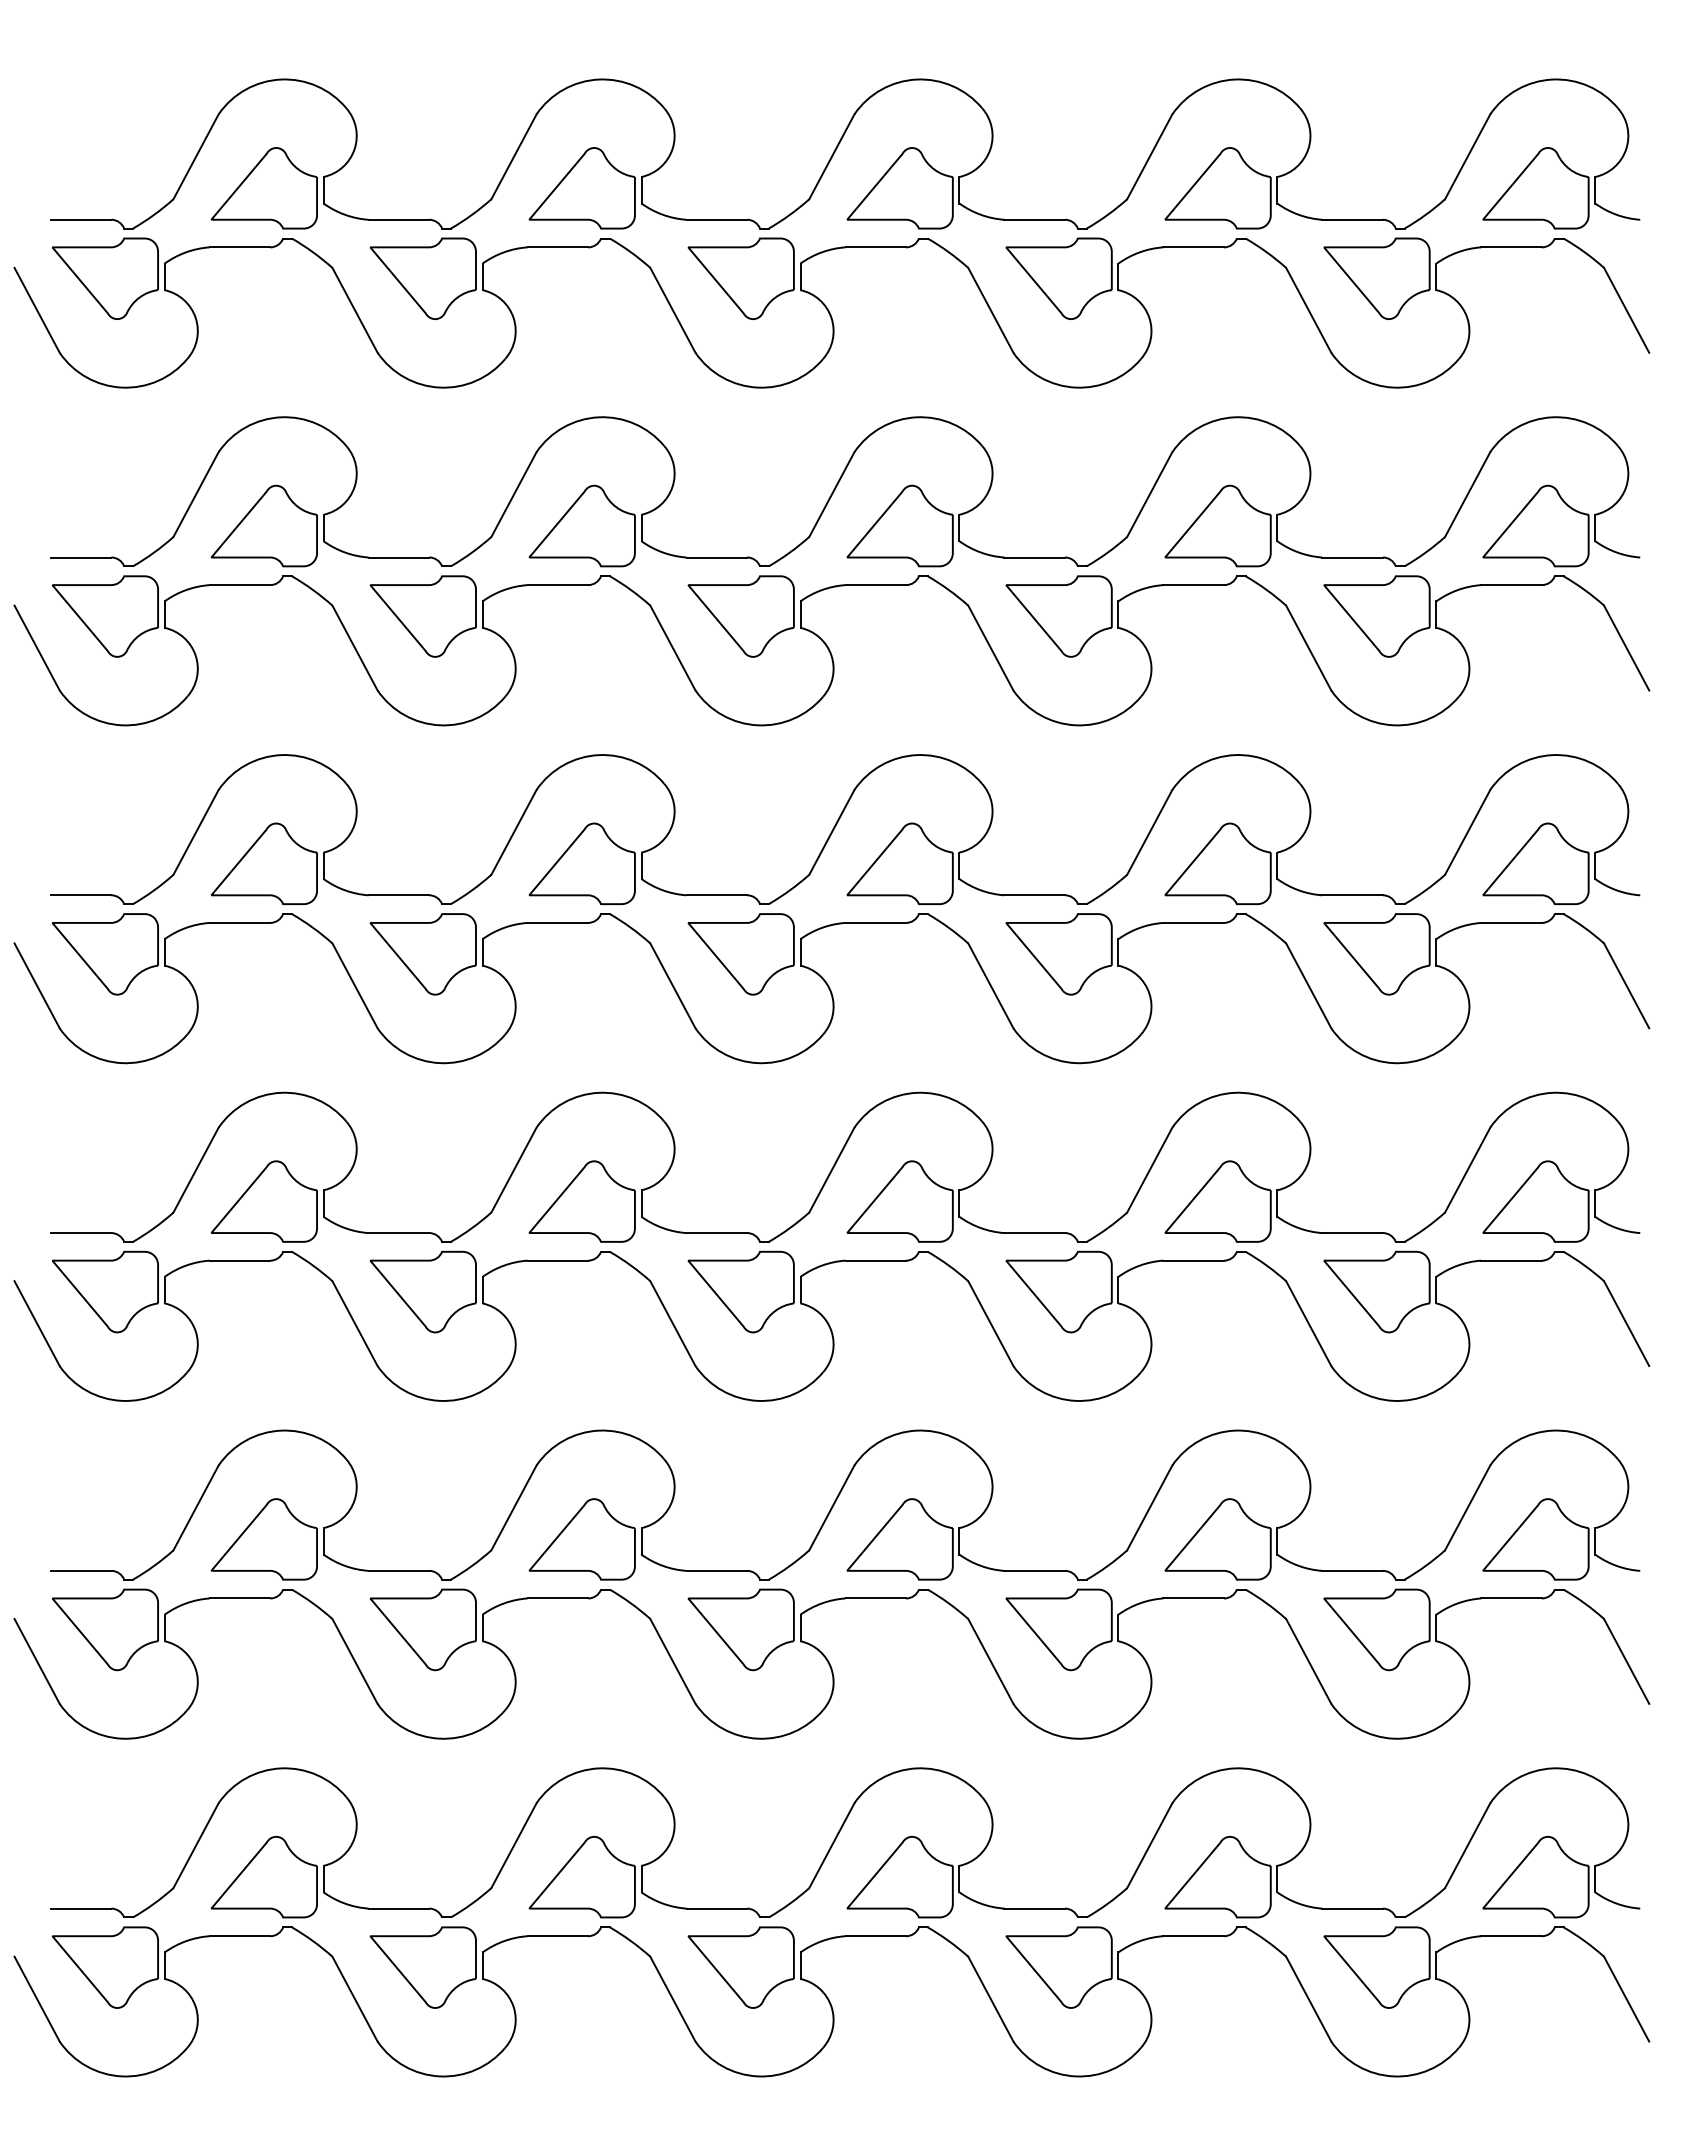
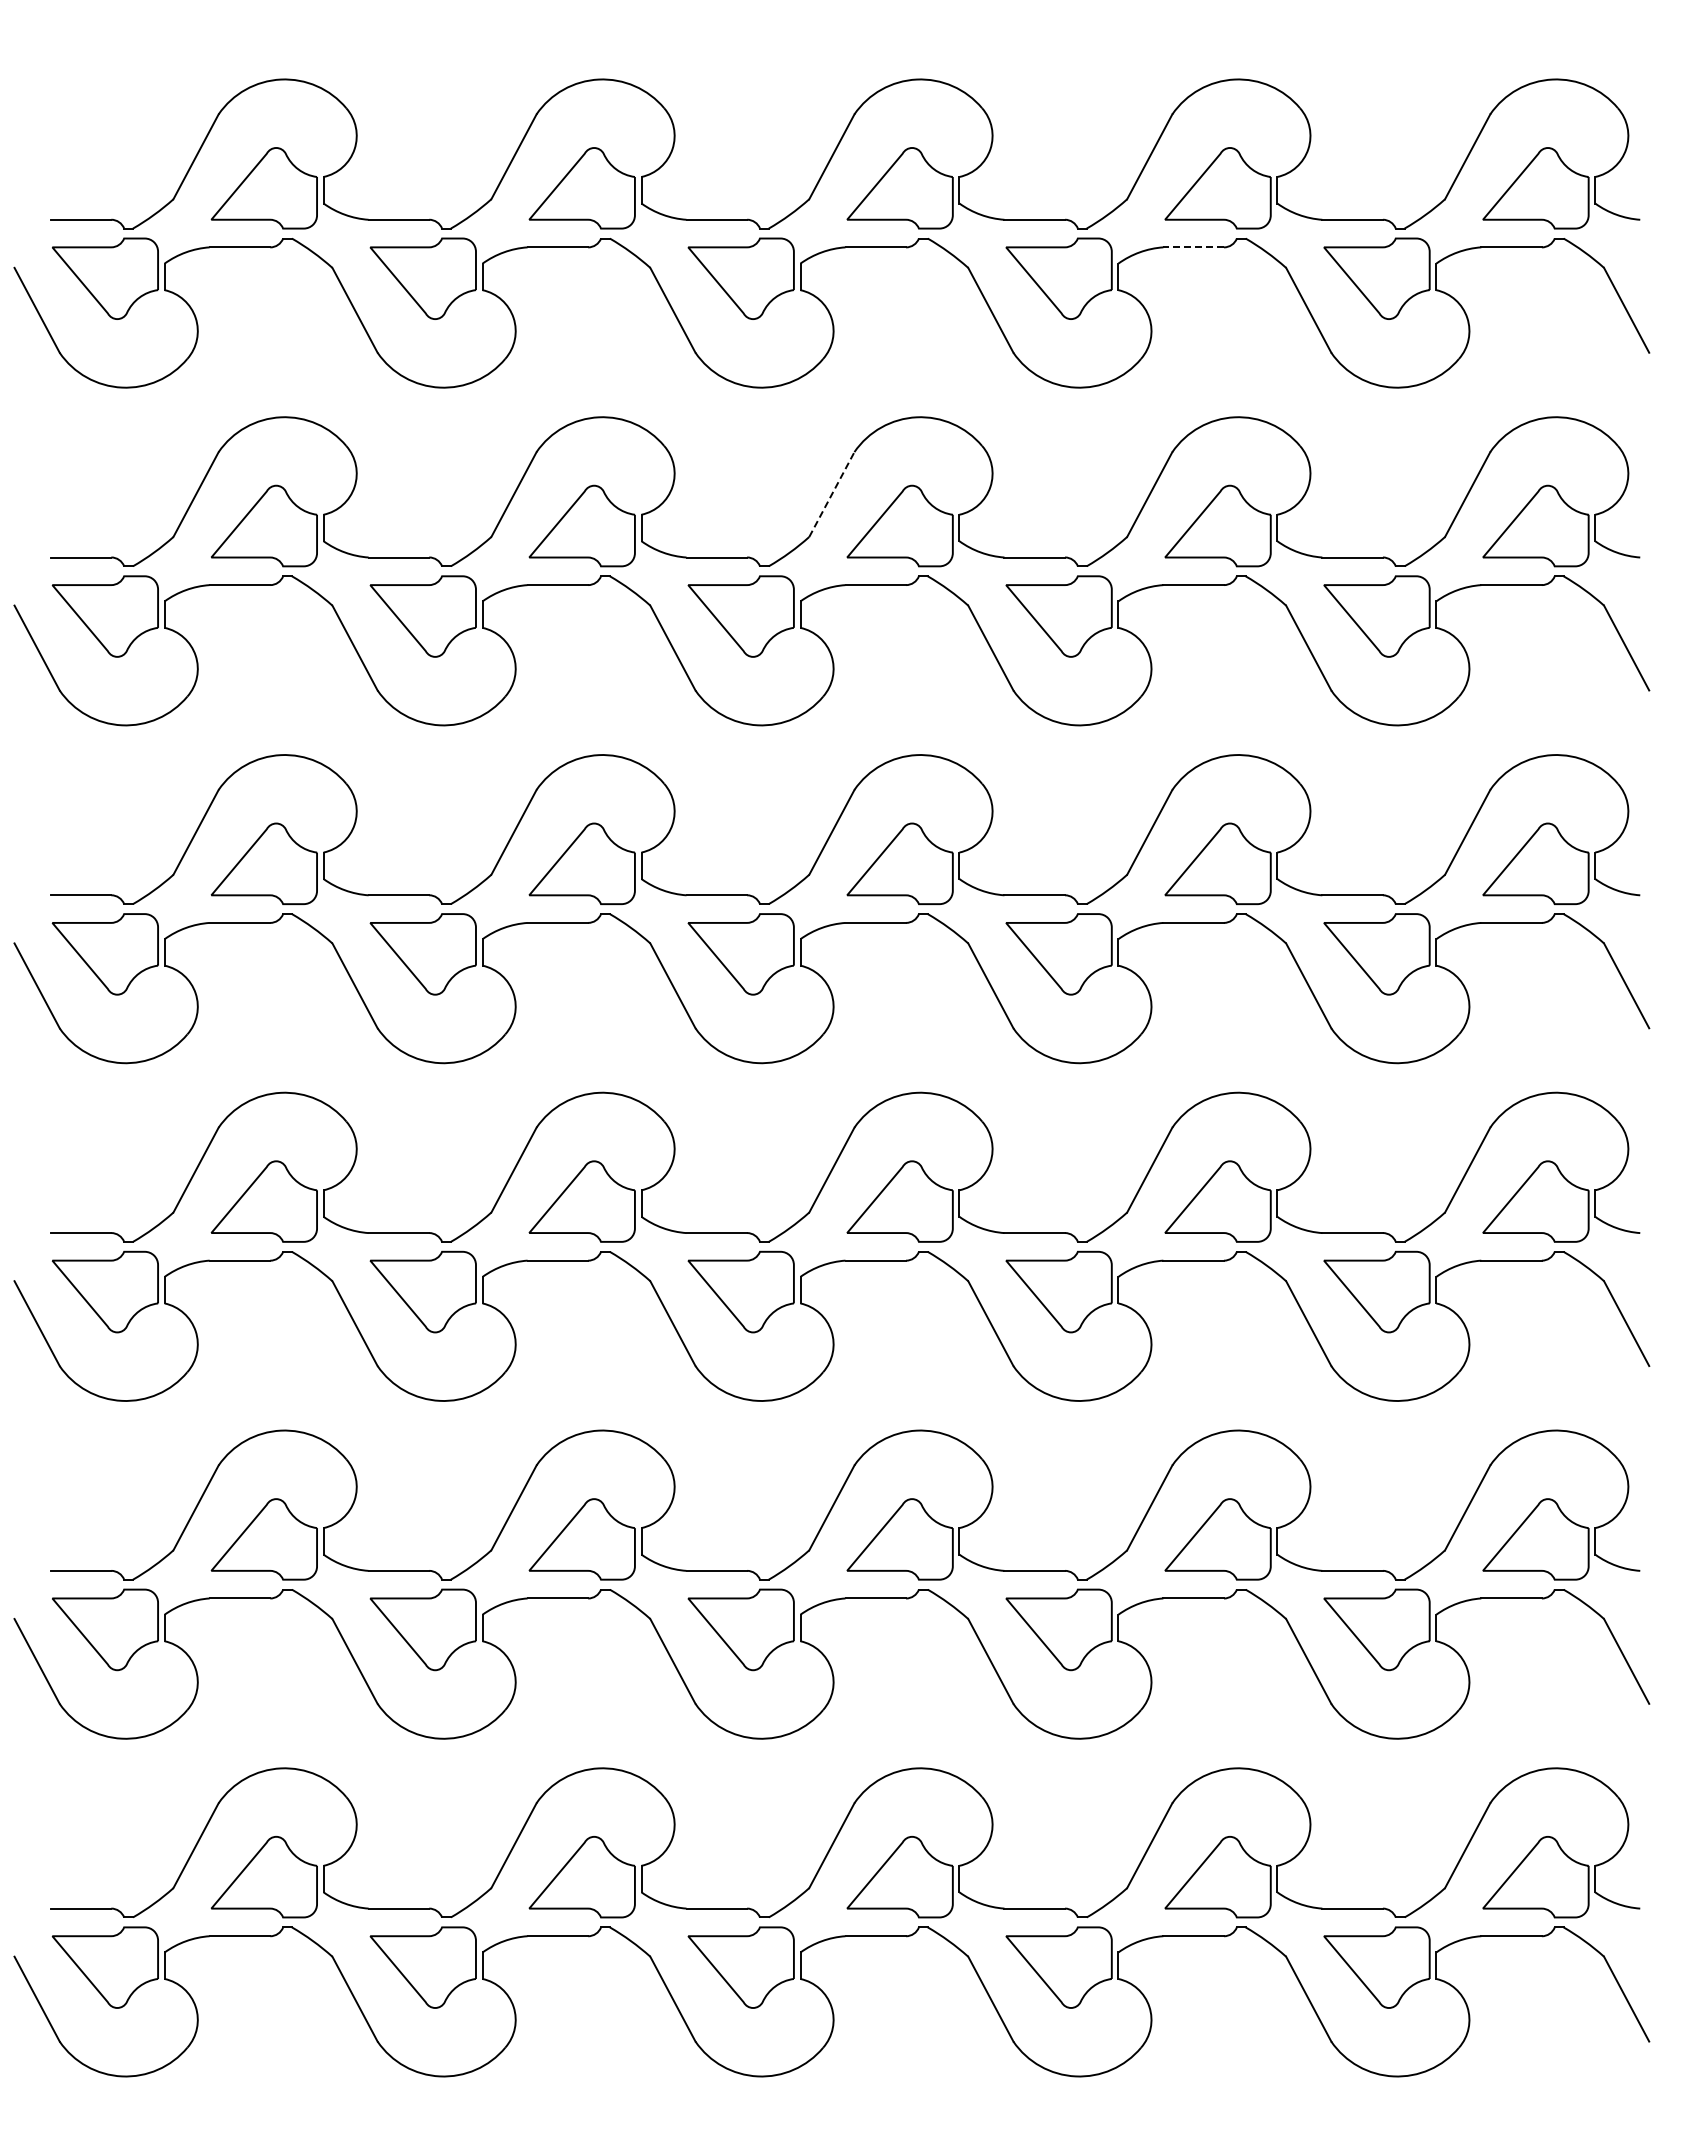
line: solid -> dashed (1193, 247)
line: solid -> dashed (832, 494)
